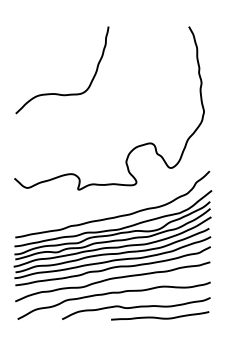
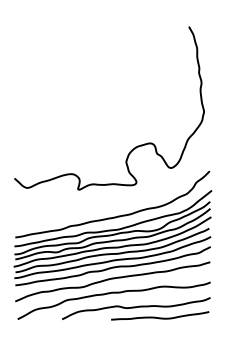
curve: present -> none (59, 93)
